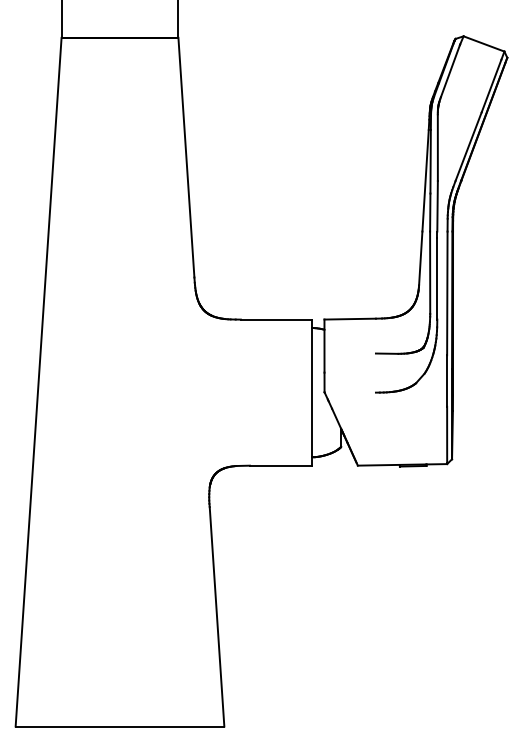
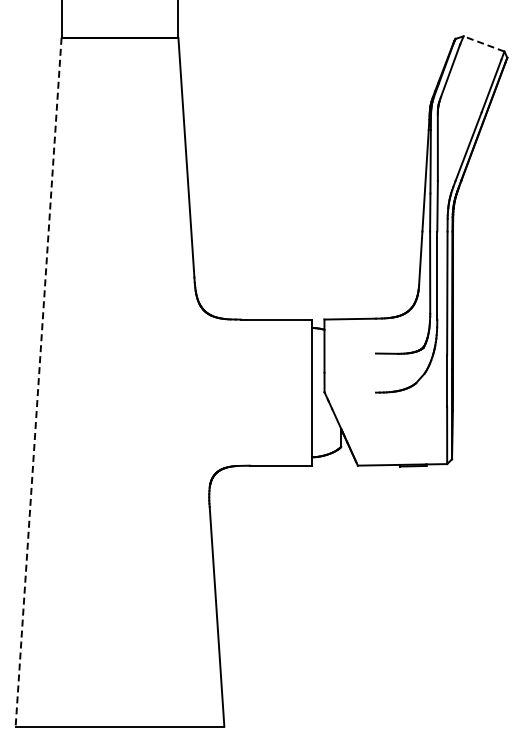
line: solid -> dashed (484, 43)
line: solid -> dashed (38, 382)
